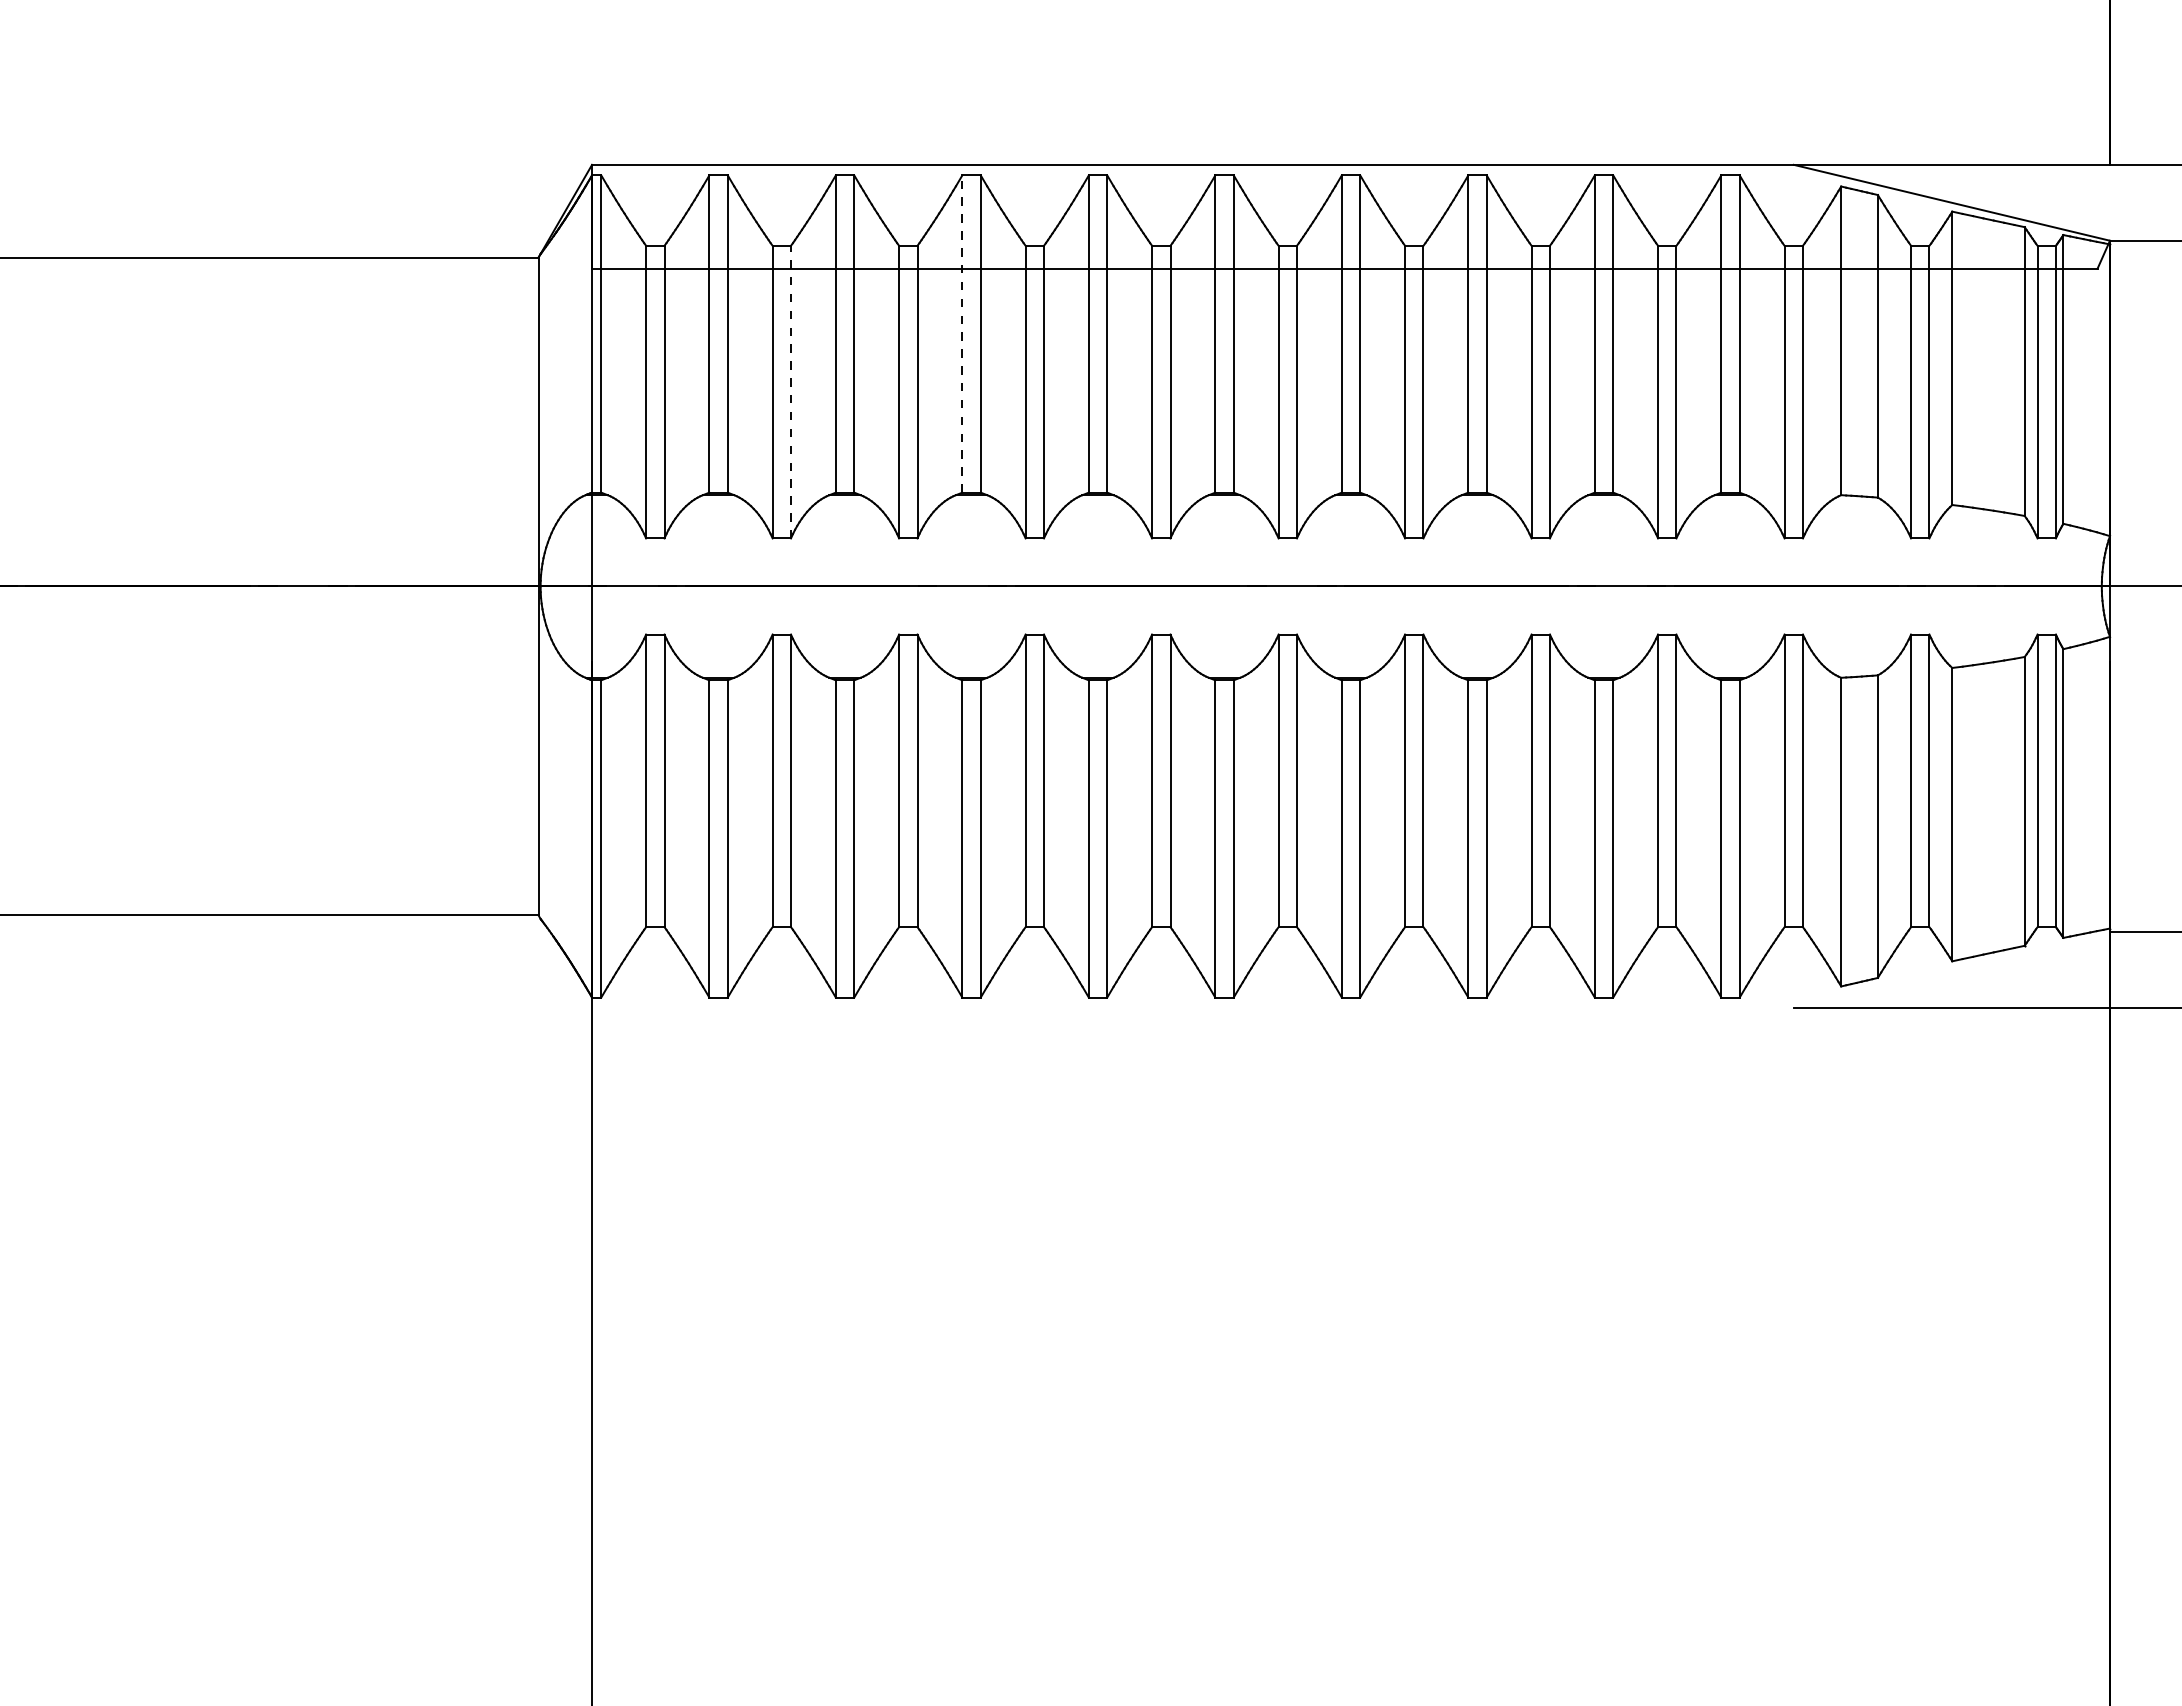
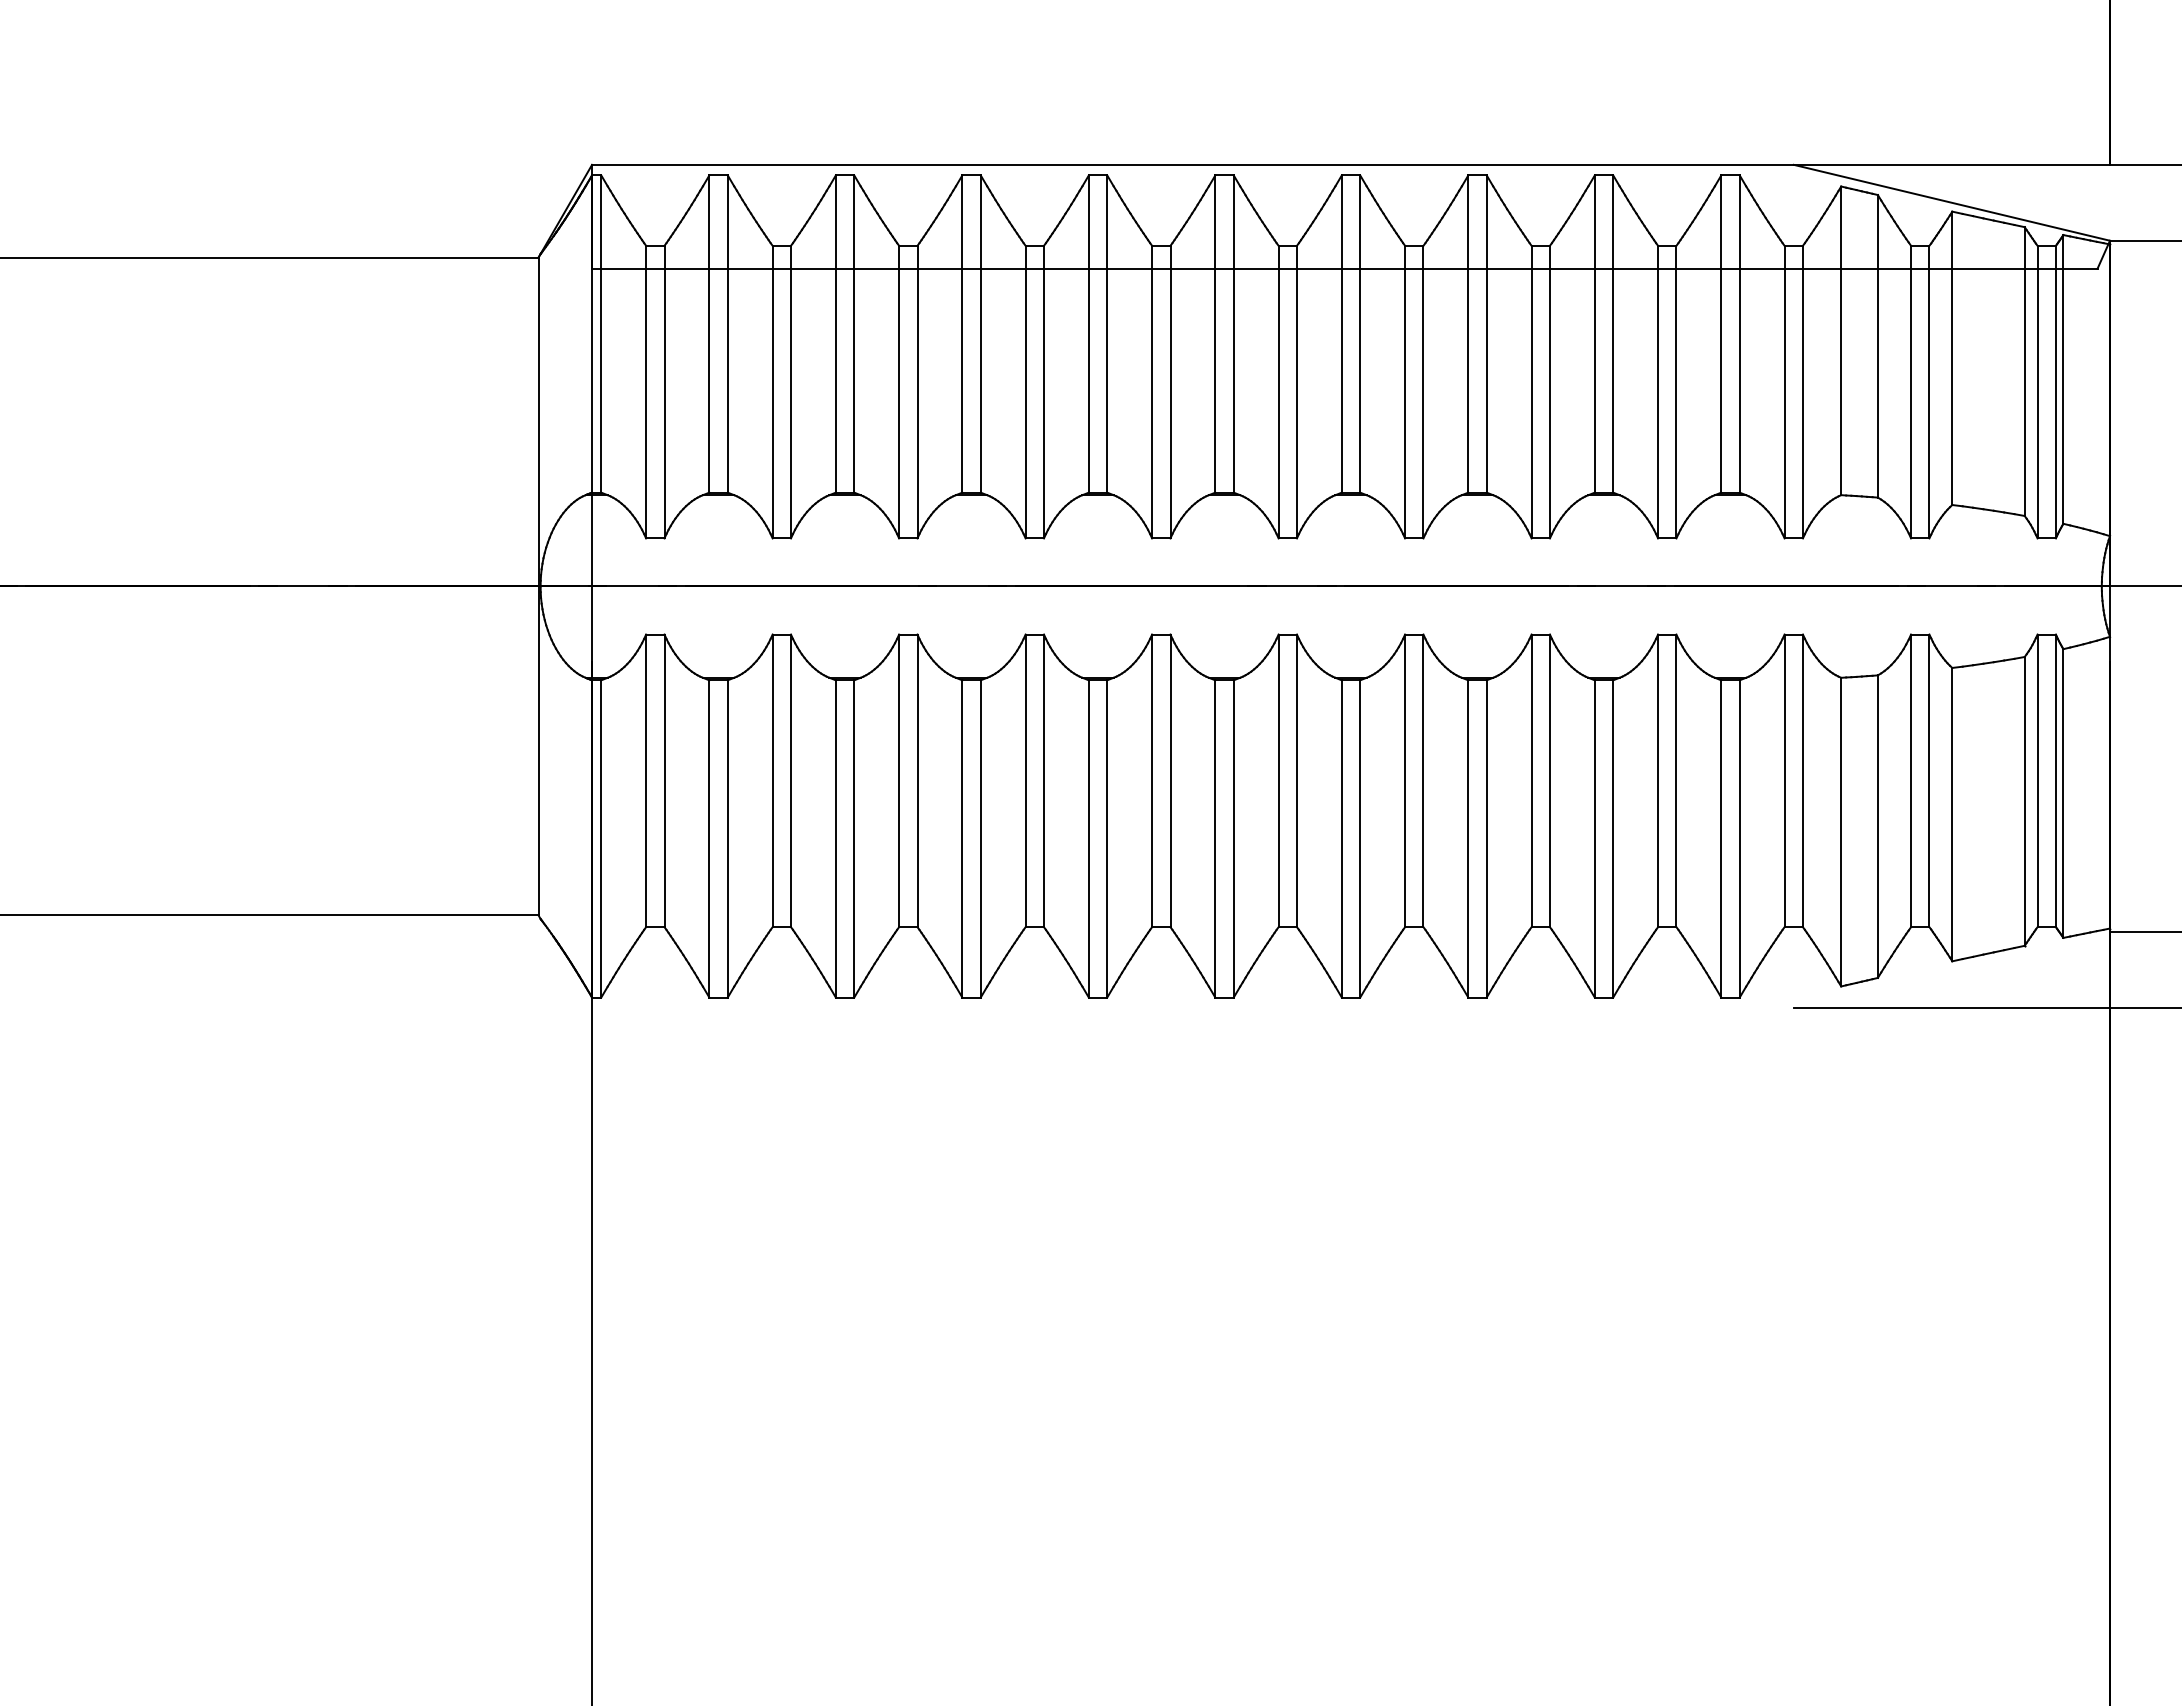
line: dashed -> solid (962, 334)
line: dashed -> solid (791, 391)
